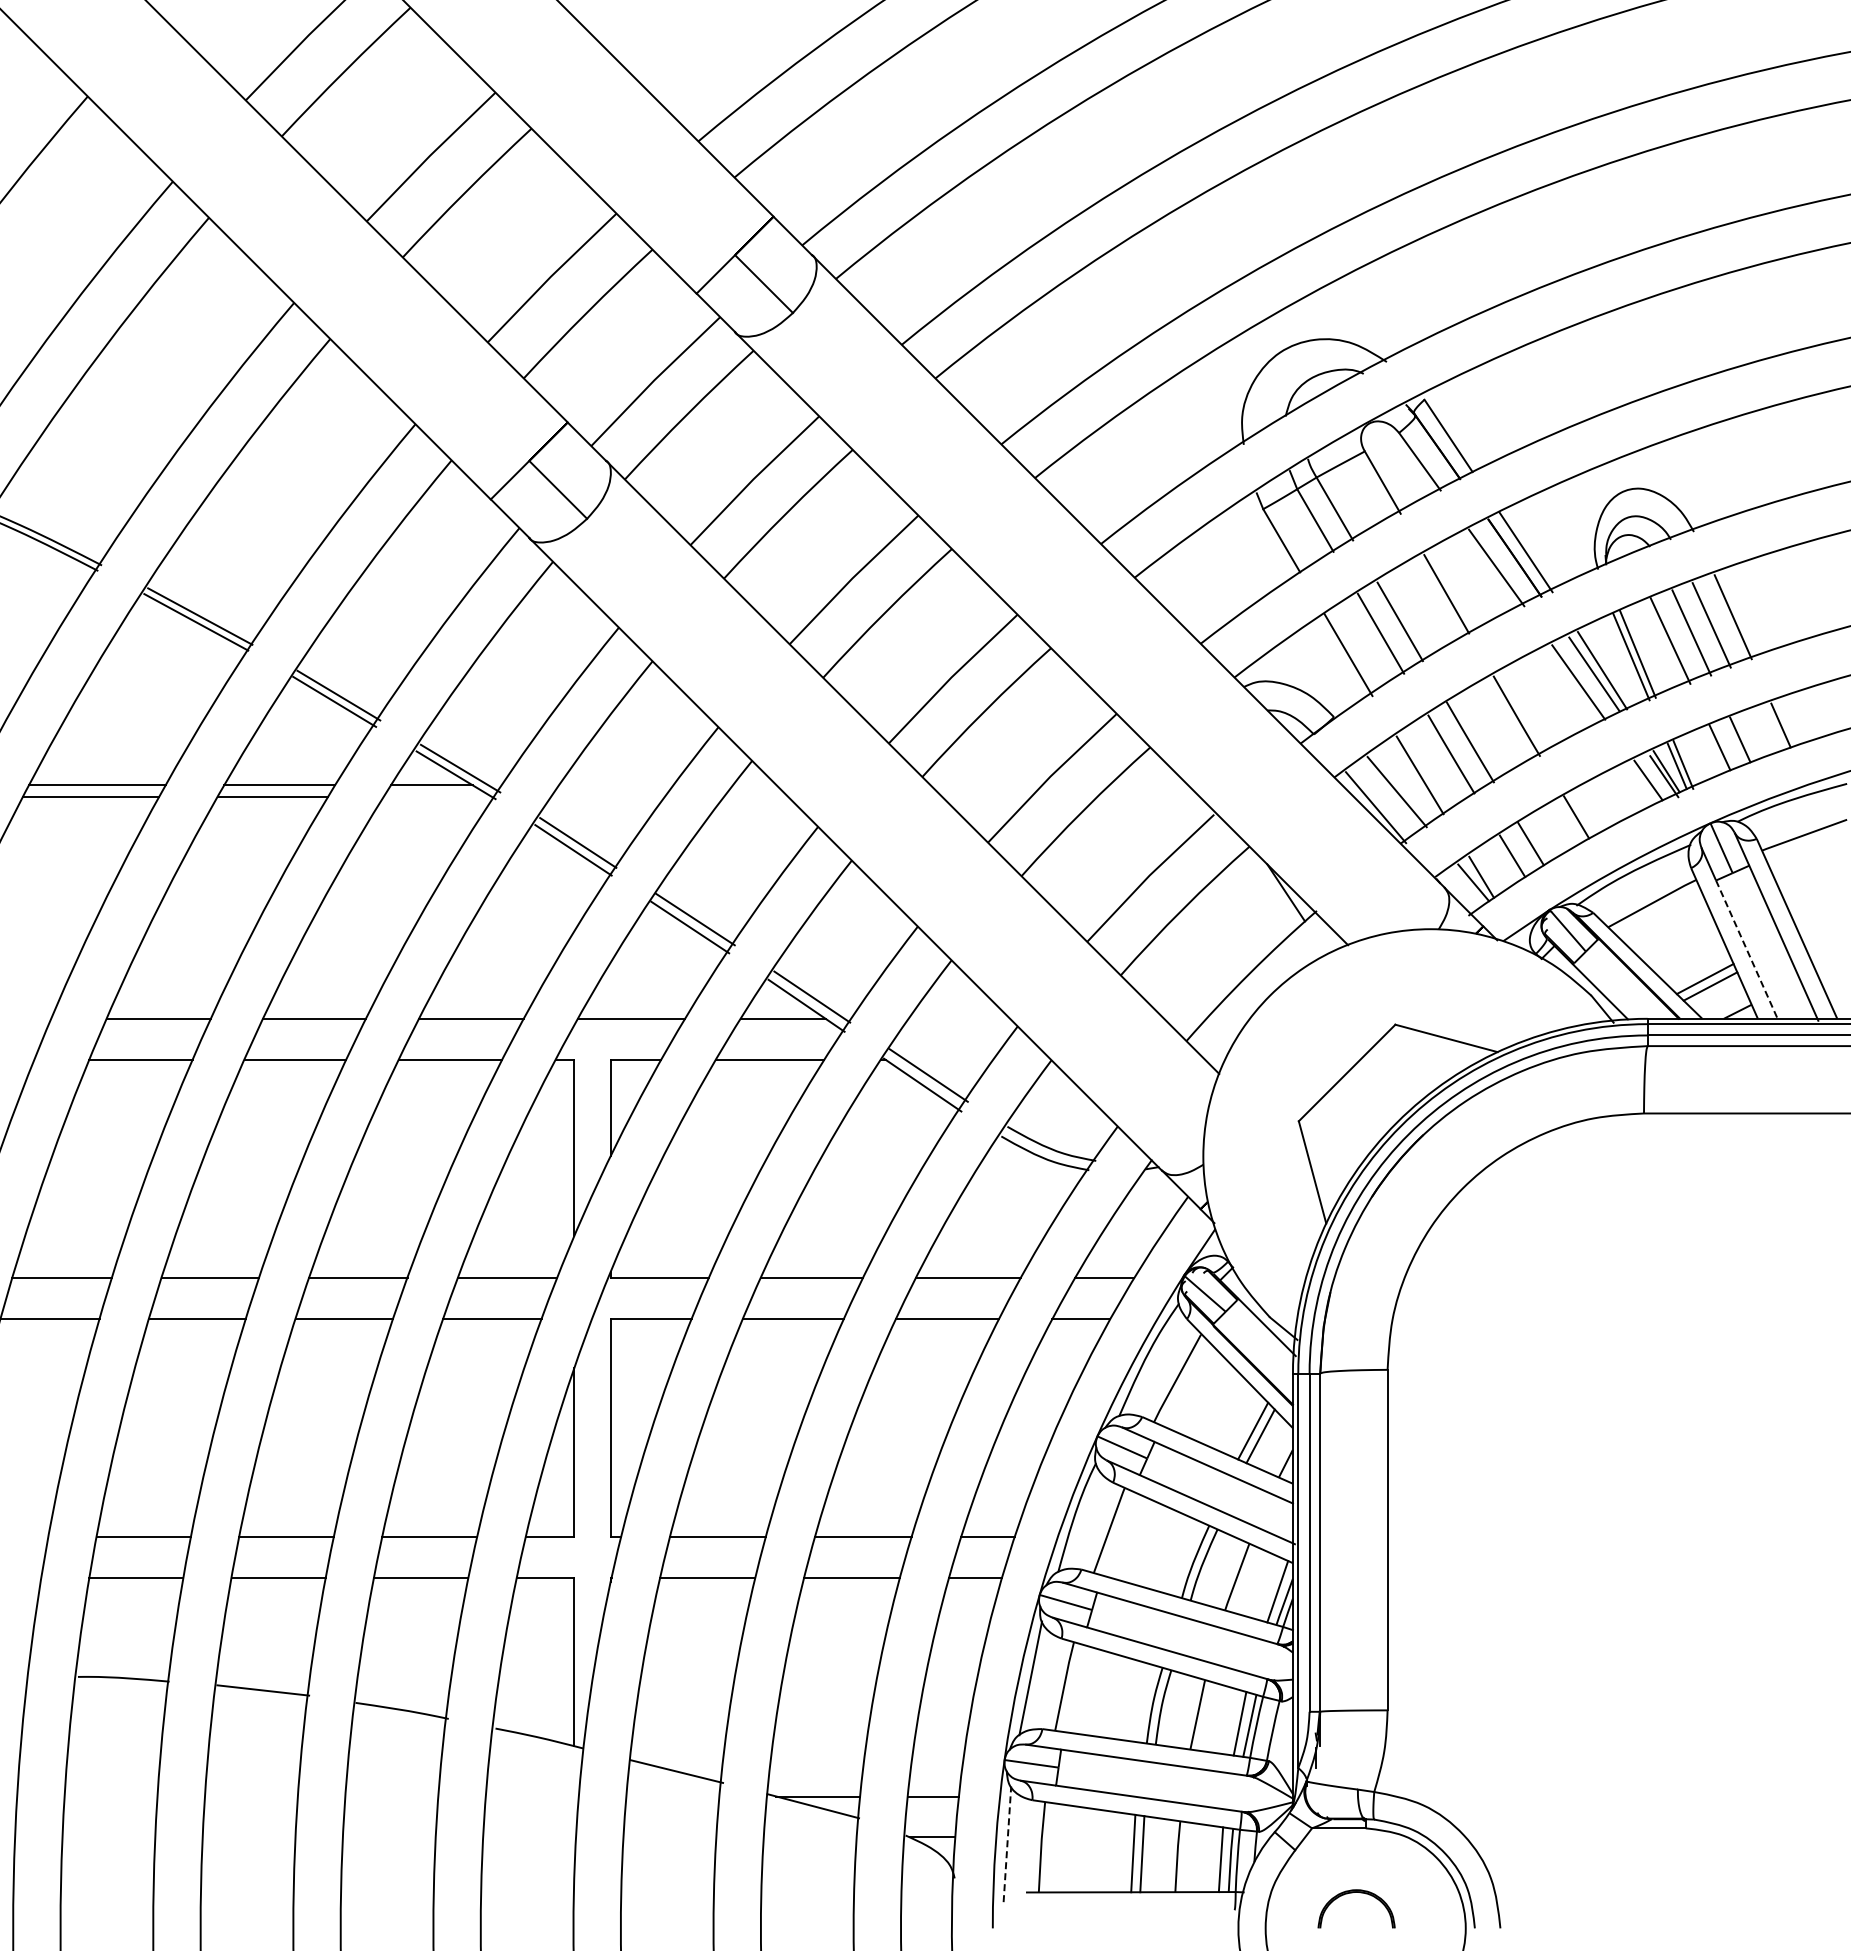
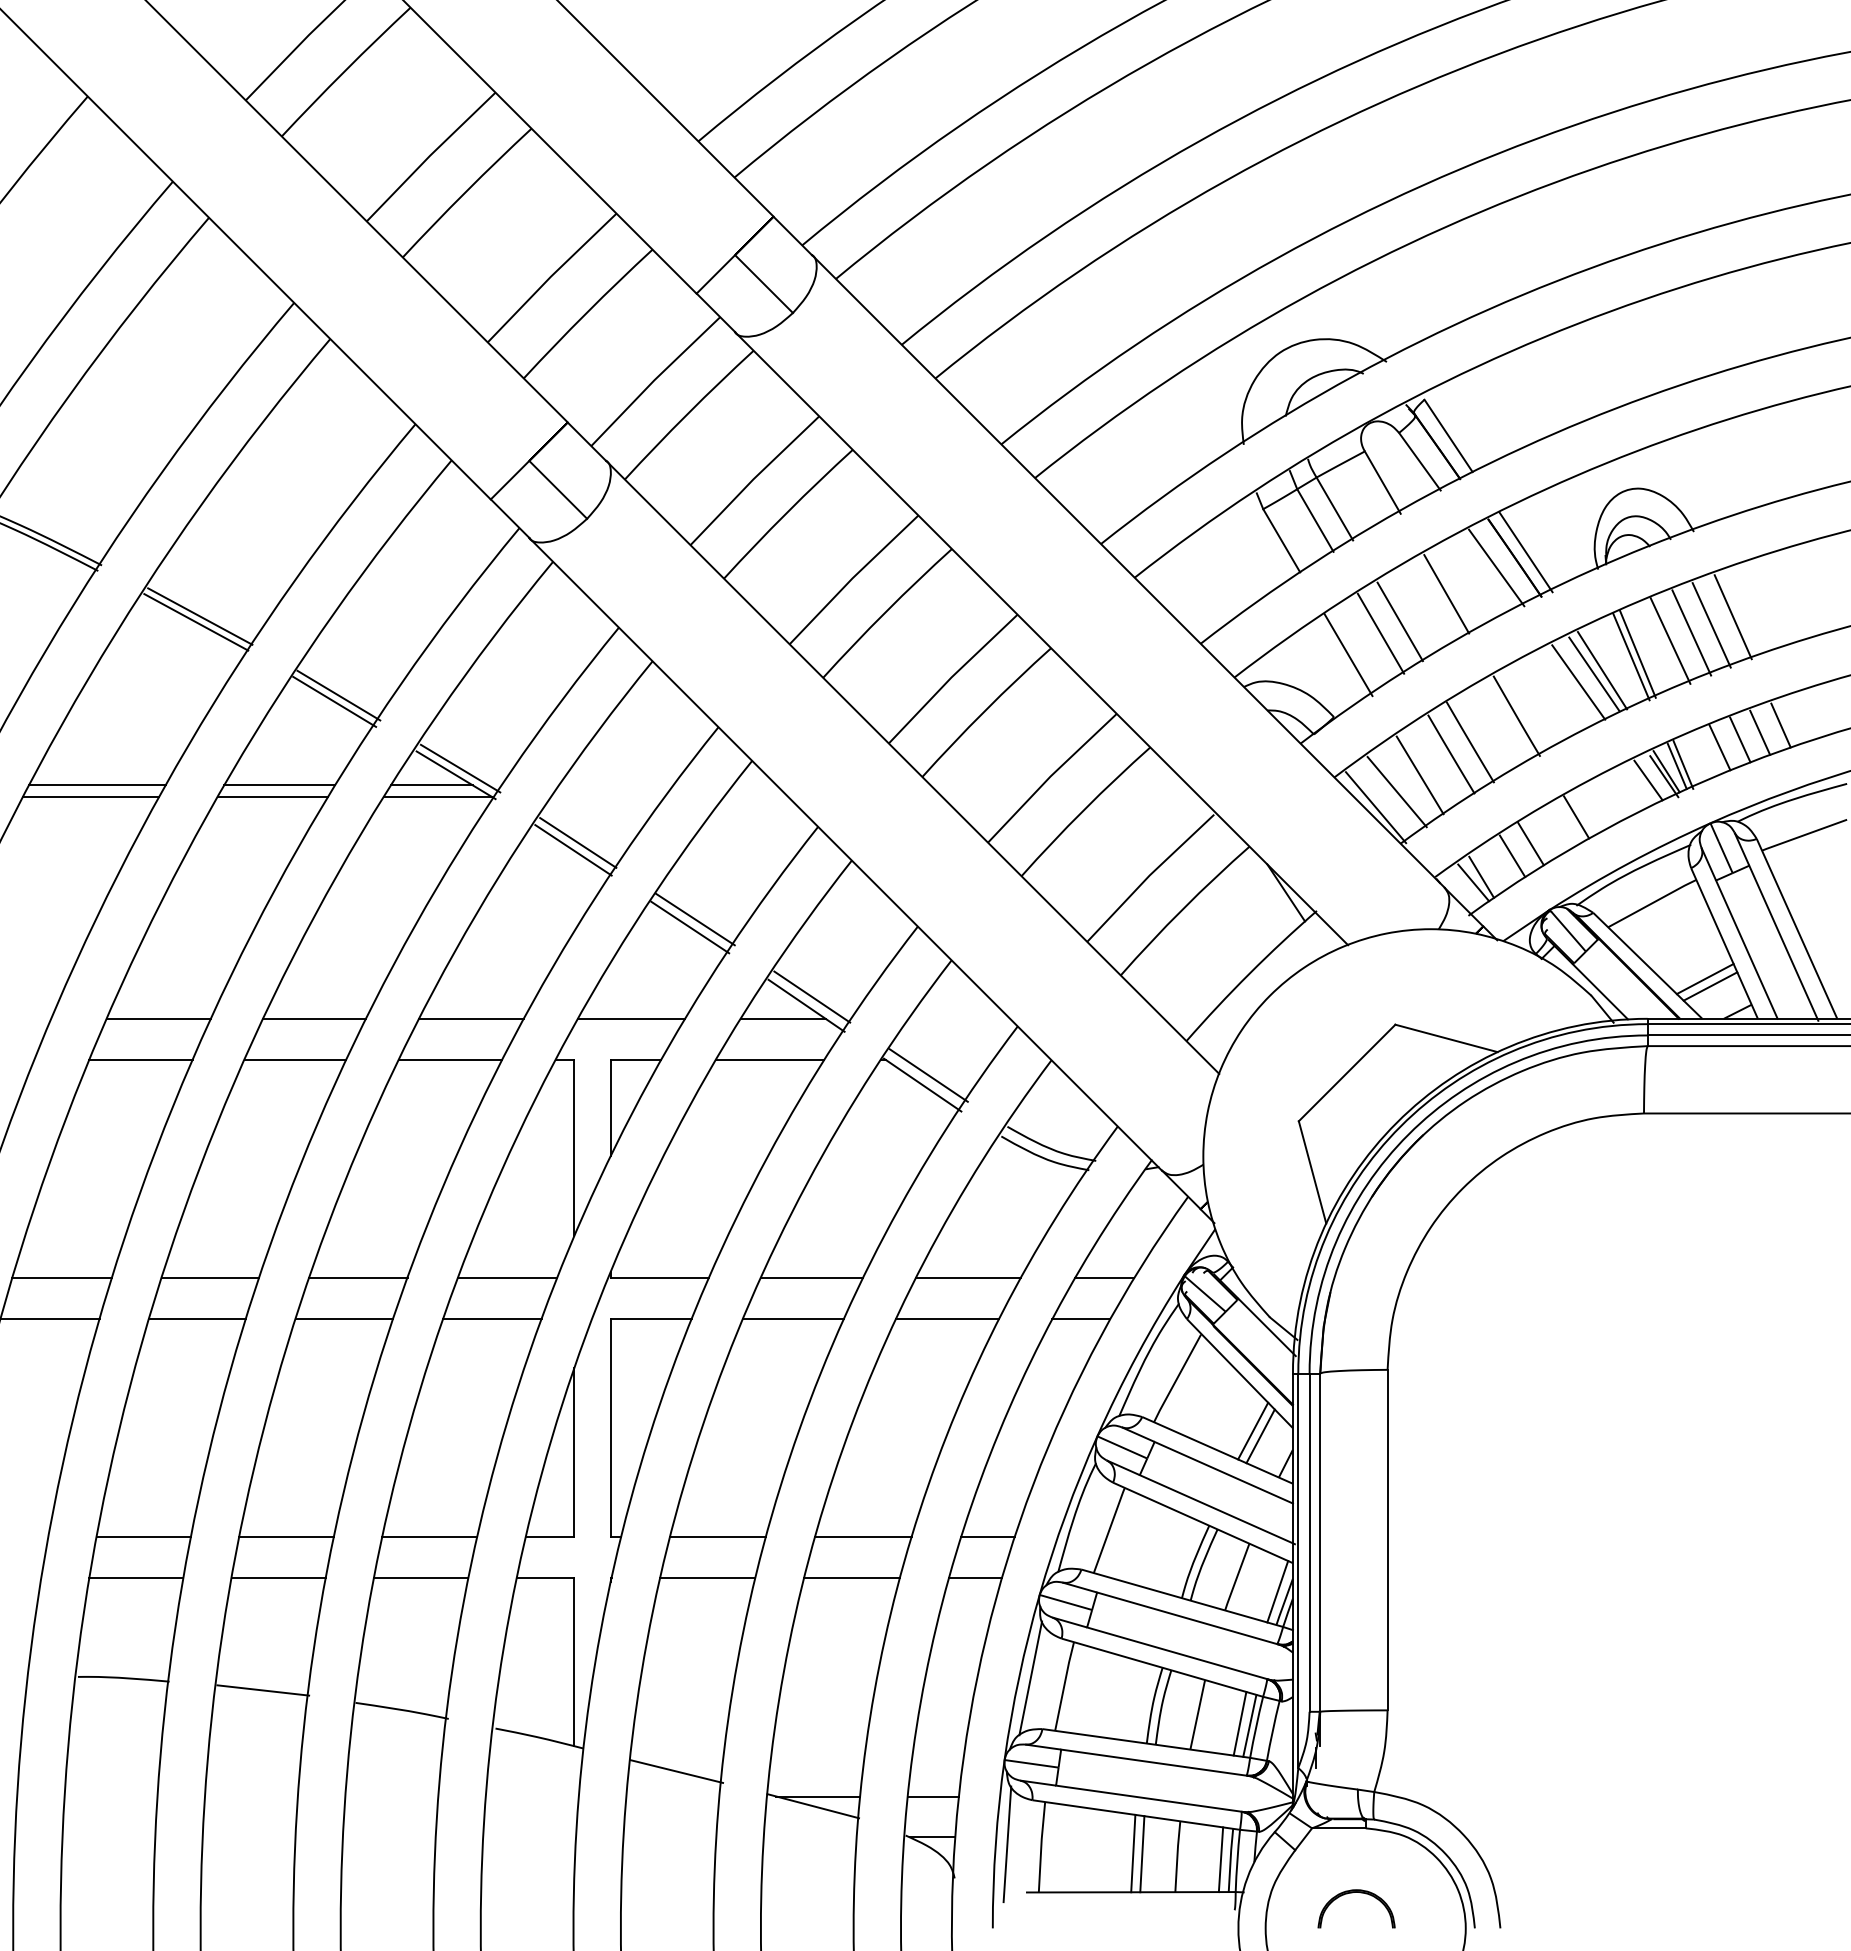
line: none -> present (1760, 732)
line: none -> present (437, 796)
line: dashed -> solid (1746, 949)
line: dashed -> solid (1007, 1844)
